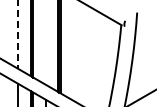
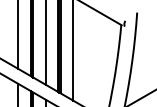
line: dashed -> solid (18, 35)
line: none -> present (45, 43)
line: none -> present (73, 51)
